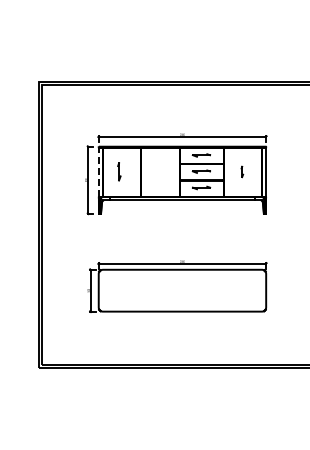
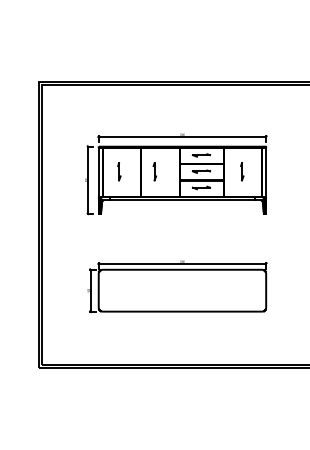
line: dashed -> solid (98, 171)
part: none -> present (154, 171)
part size: 5x14 px -> 5x20 px (242, 171)
